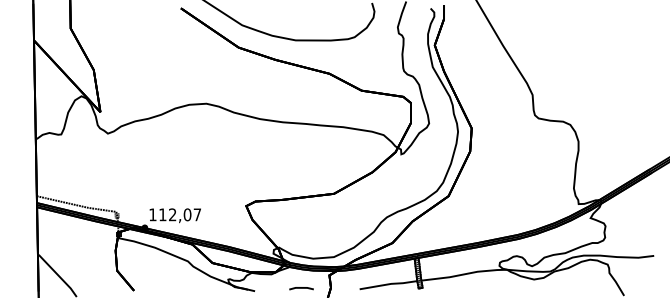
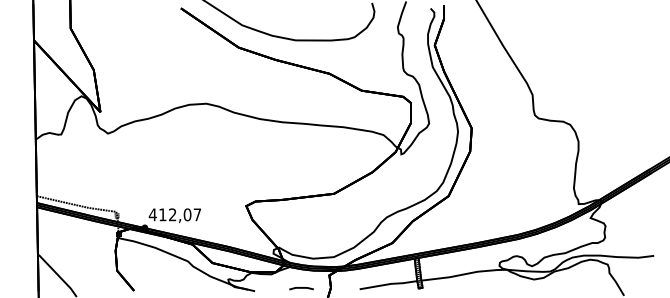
text: 112,07 -> 412,07 (152, 214)
